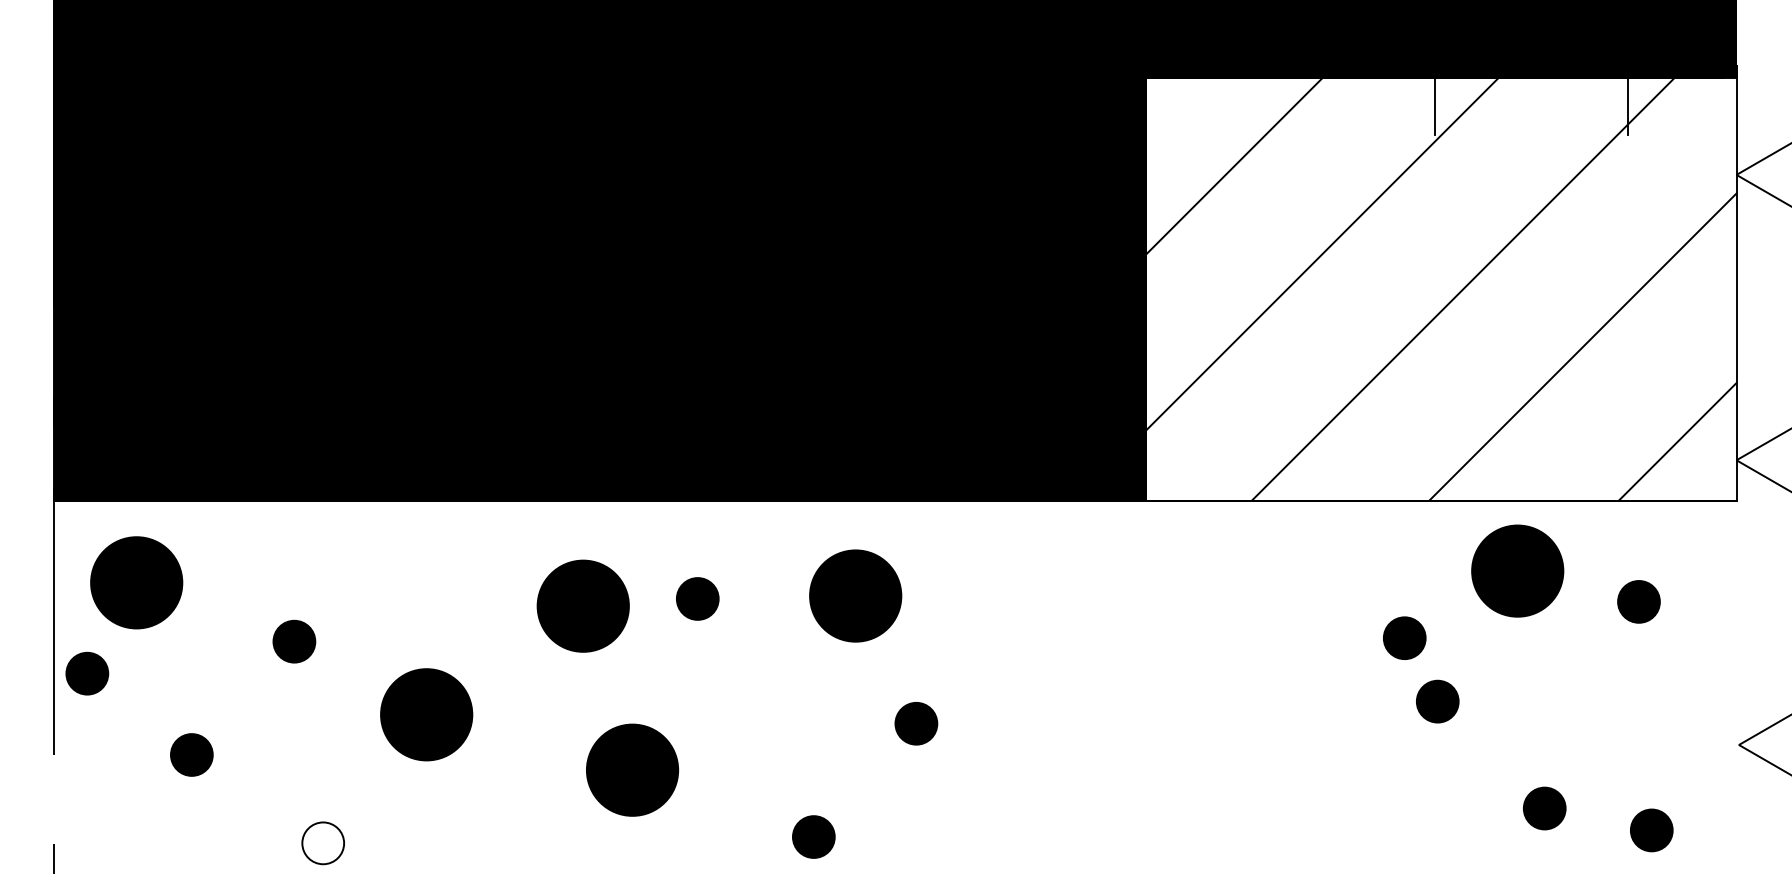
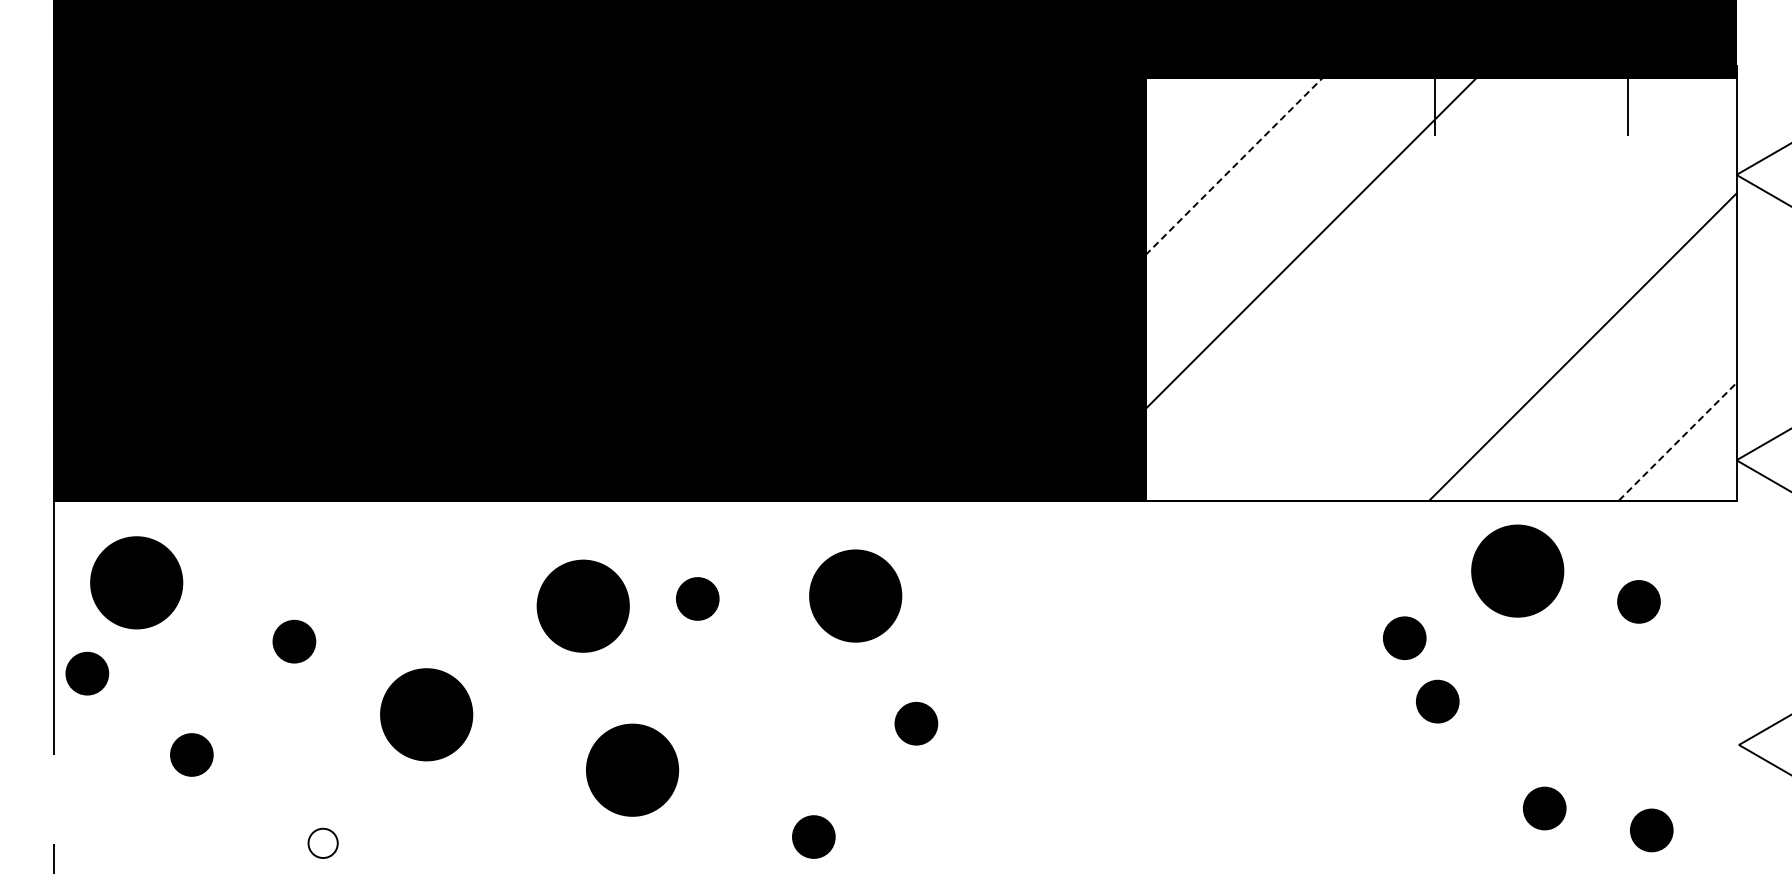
line: solid -> dashed (1234, 166)
line position: (1321, 254) -> (1310, 243) (1310, 243)
line: present -> none (1463, 288)
line: solid -> dashed (1678, 441)
part size: 44x45 px -> 32x32 px (322, 842)
